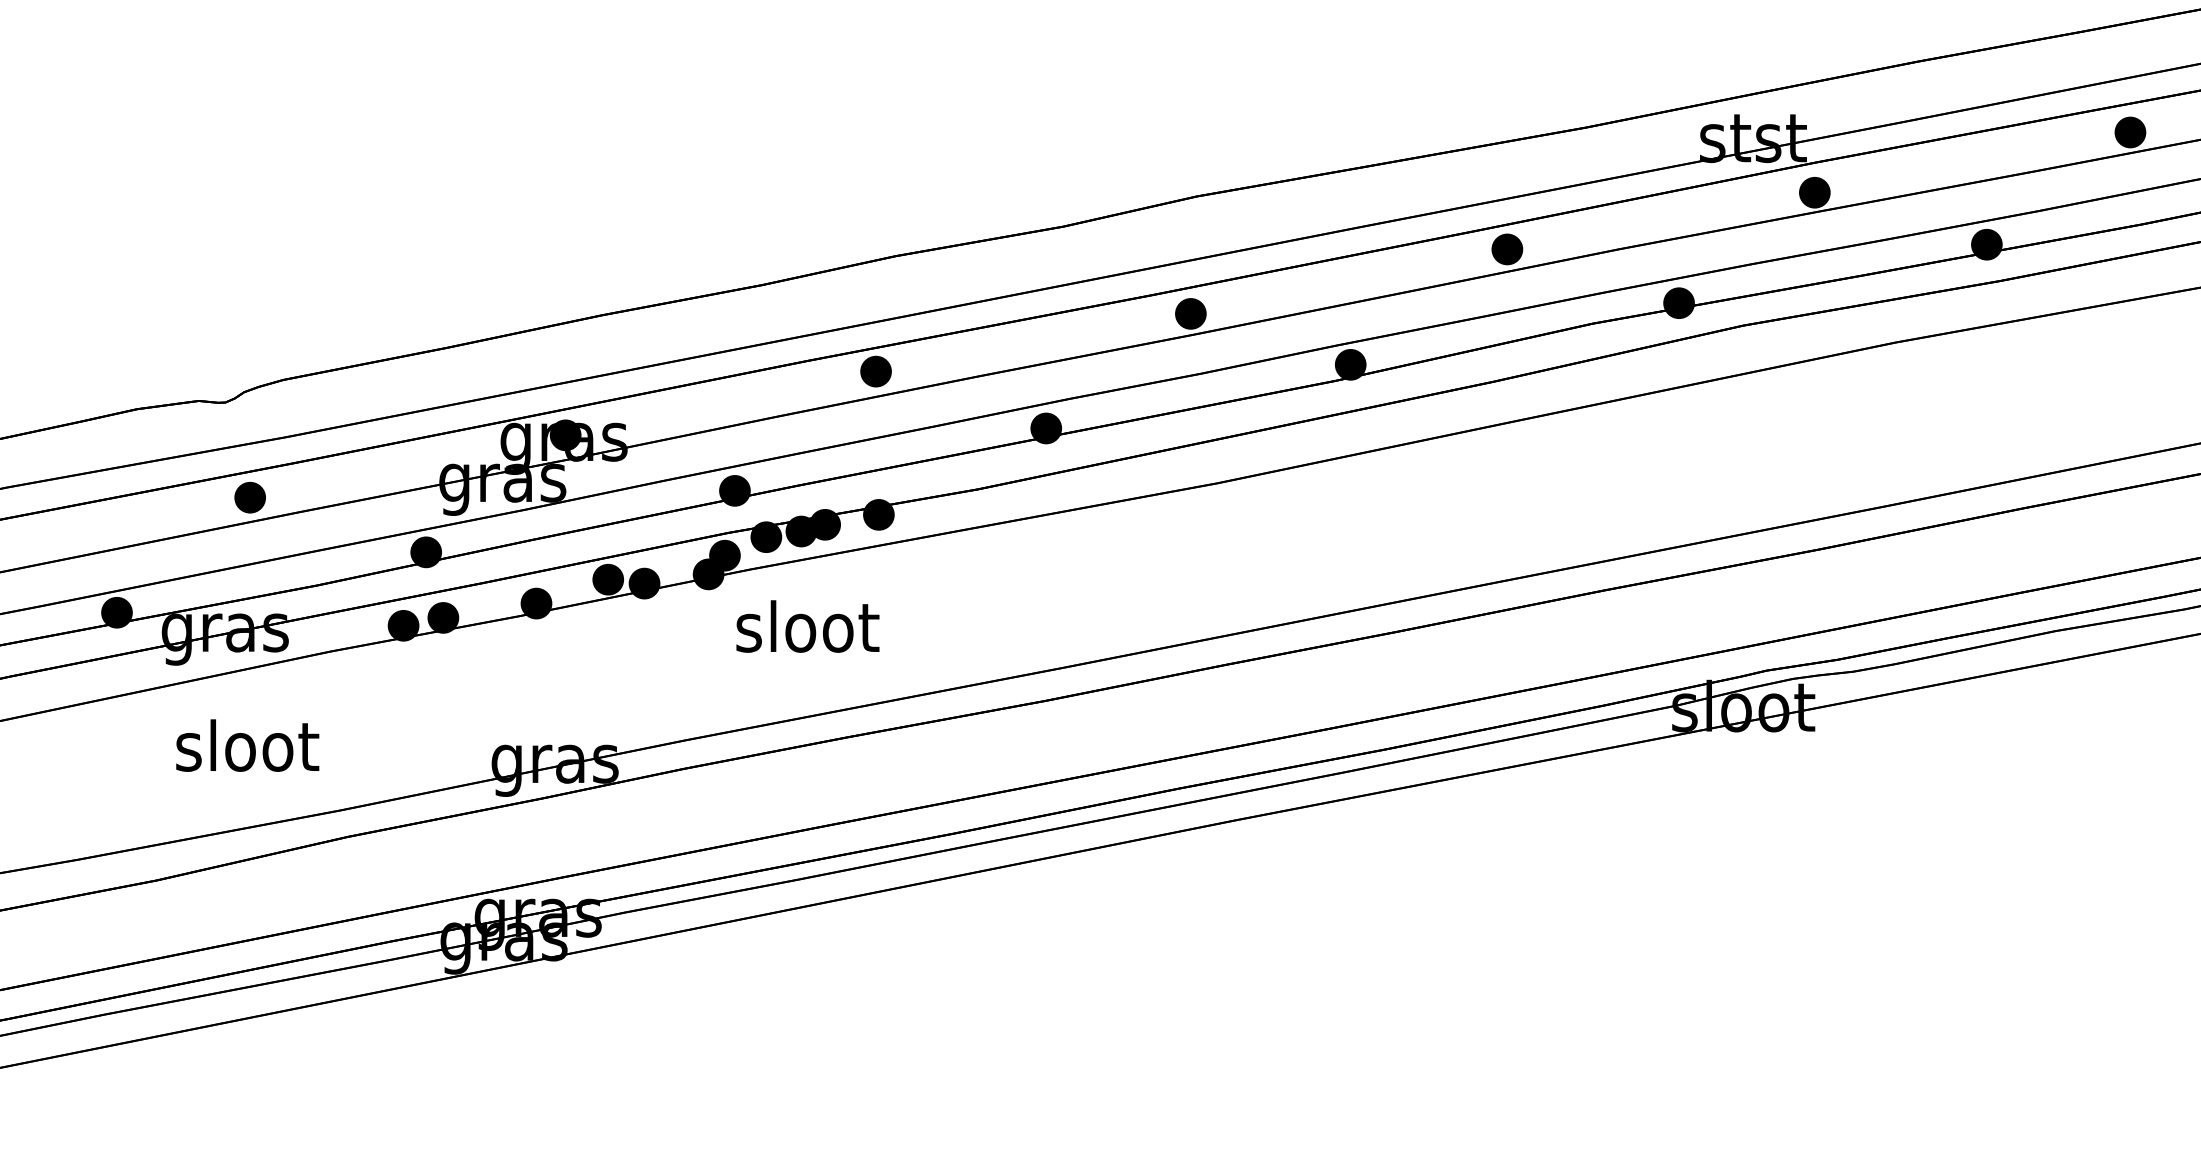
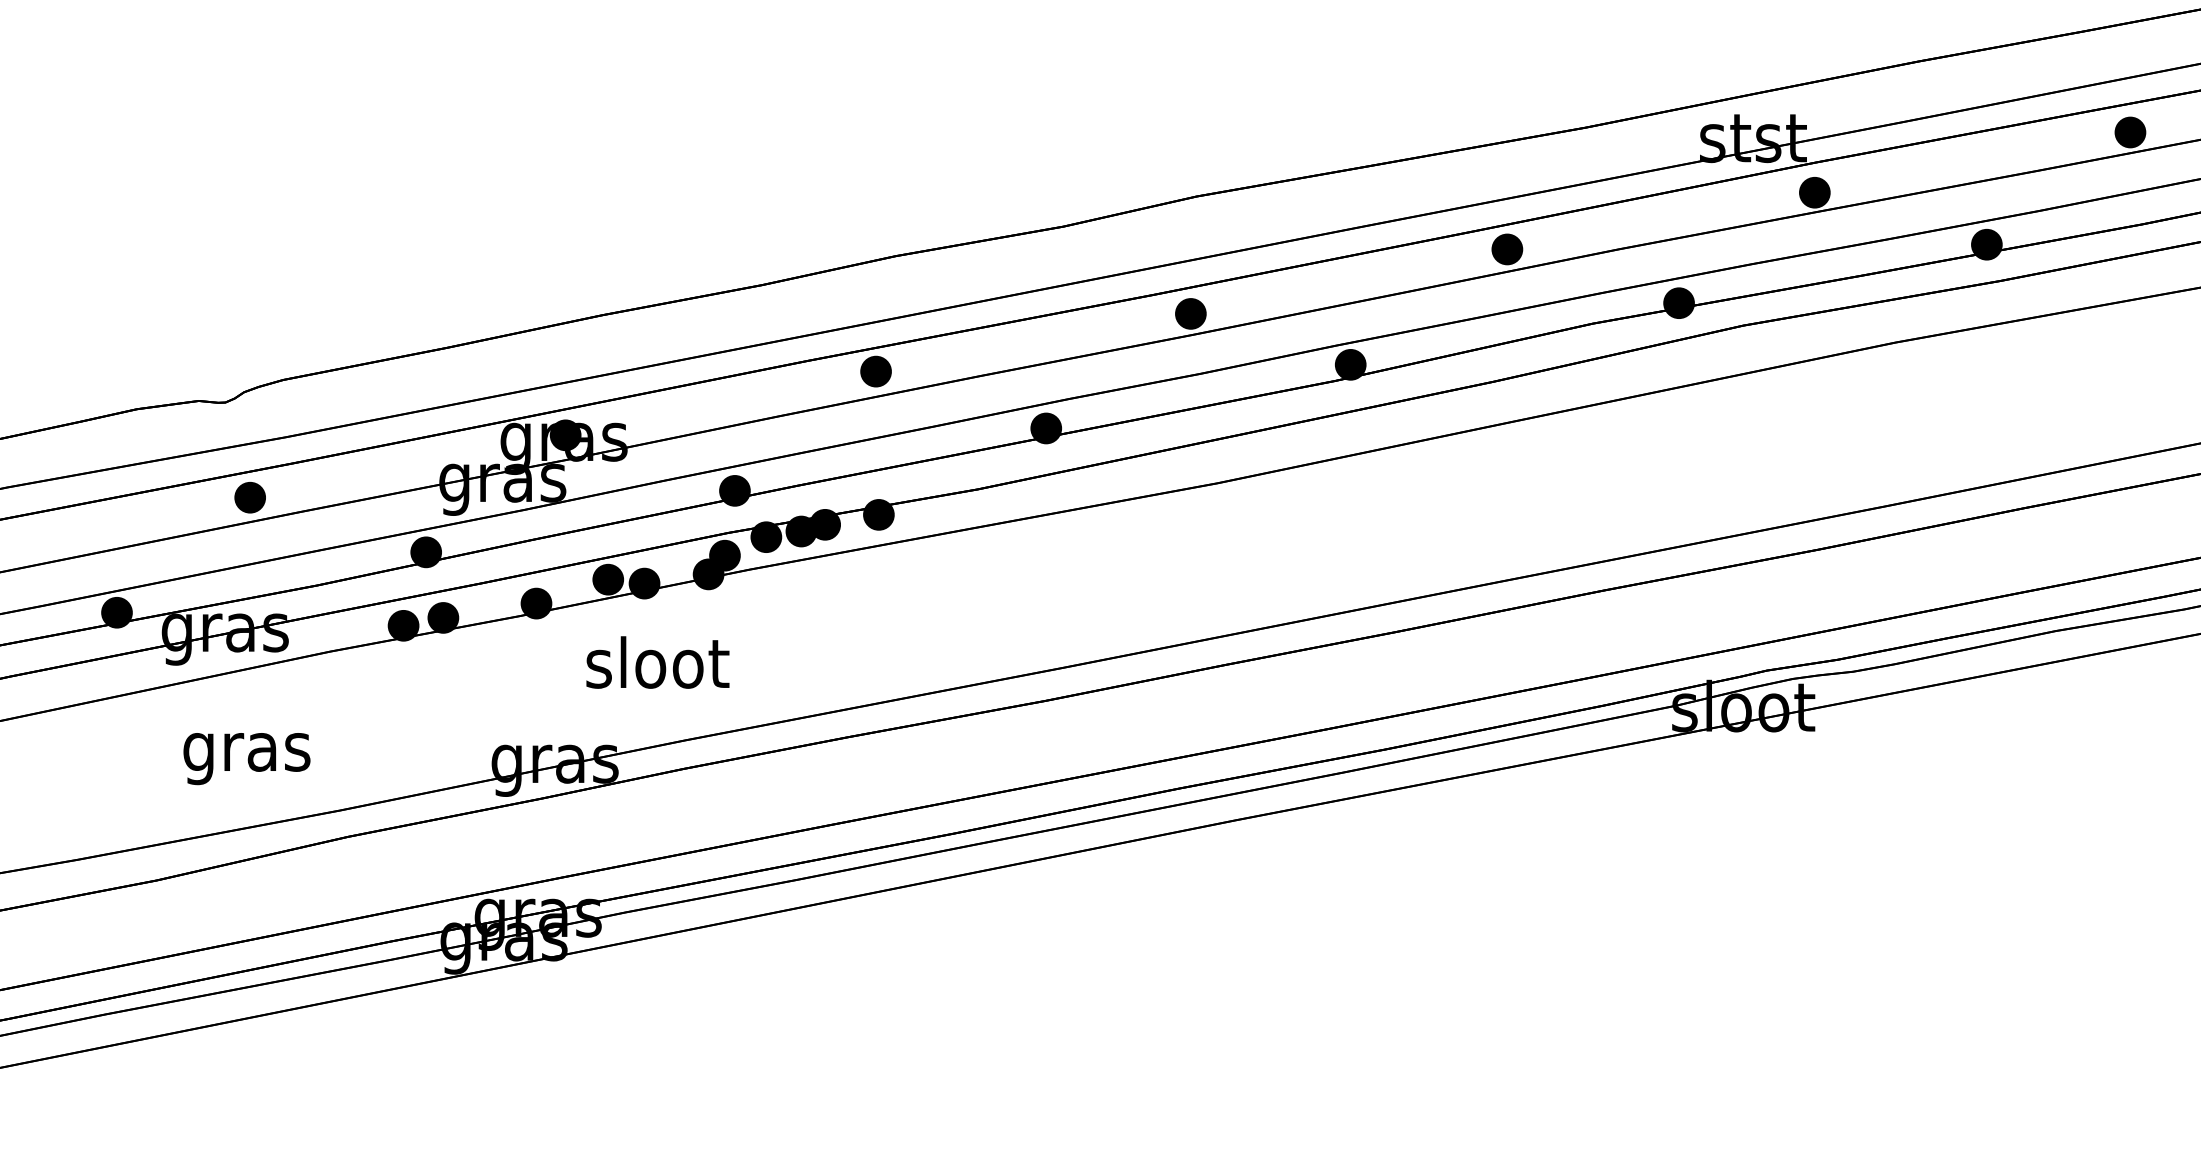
text position: (807, 626) -> (657, 662) (657, 662)
text: sloot -> gras (247, 752)
